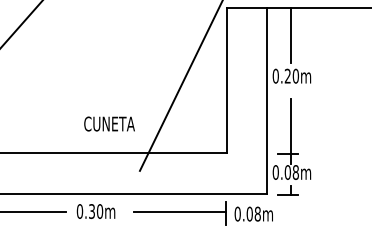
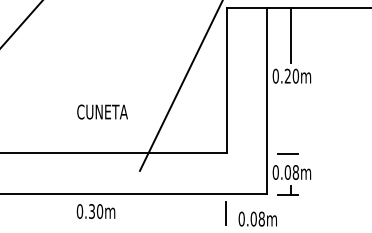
text position: (109, 123) -> (102, 111) (102, 111)
line: present -> none (290, 130)
line: present -> none (33, 212)
line: present -> none (180, 212)
text position: (253, 213) -> (257, 218) (257, 218)
